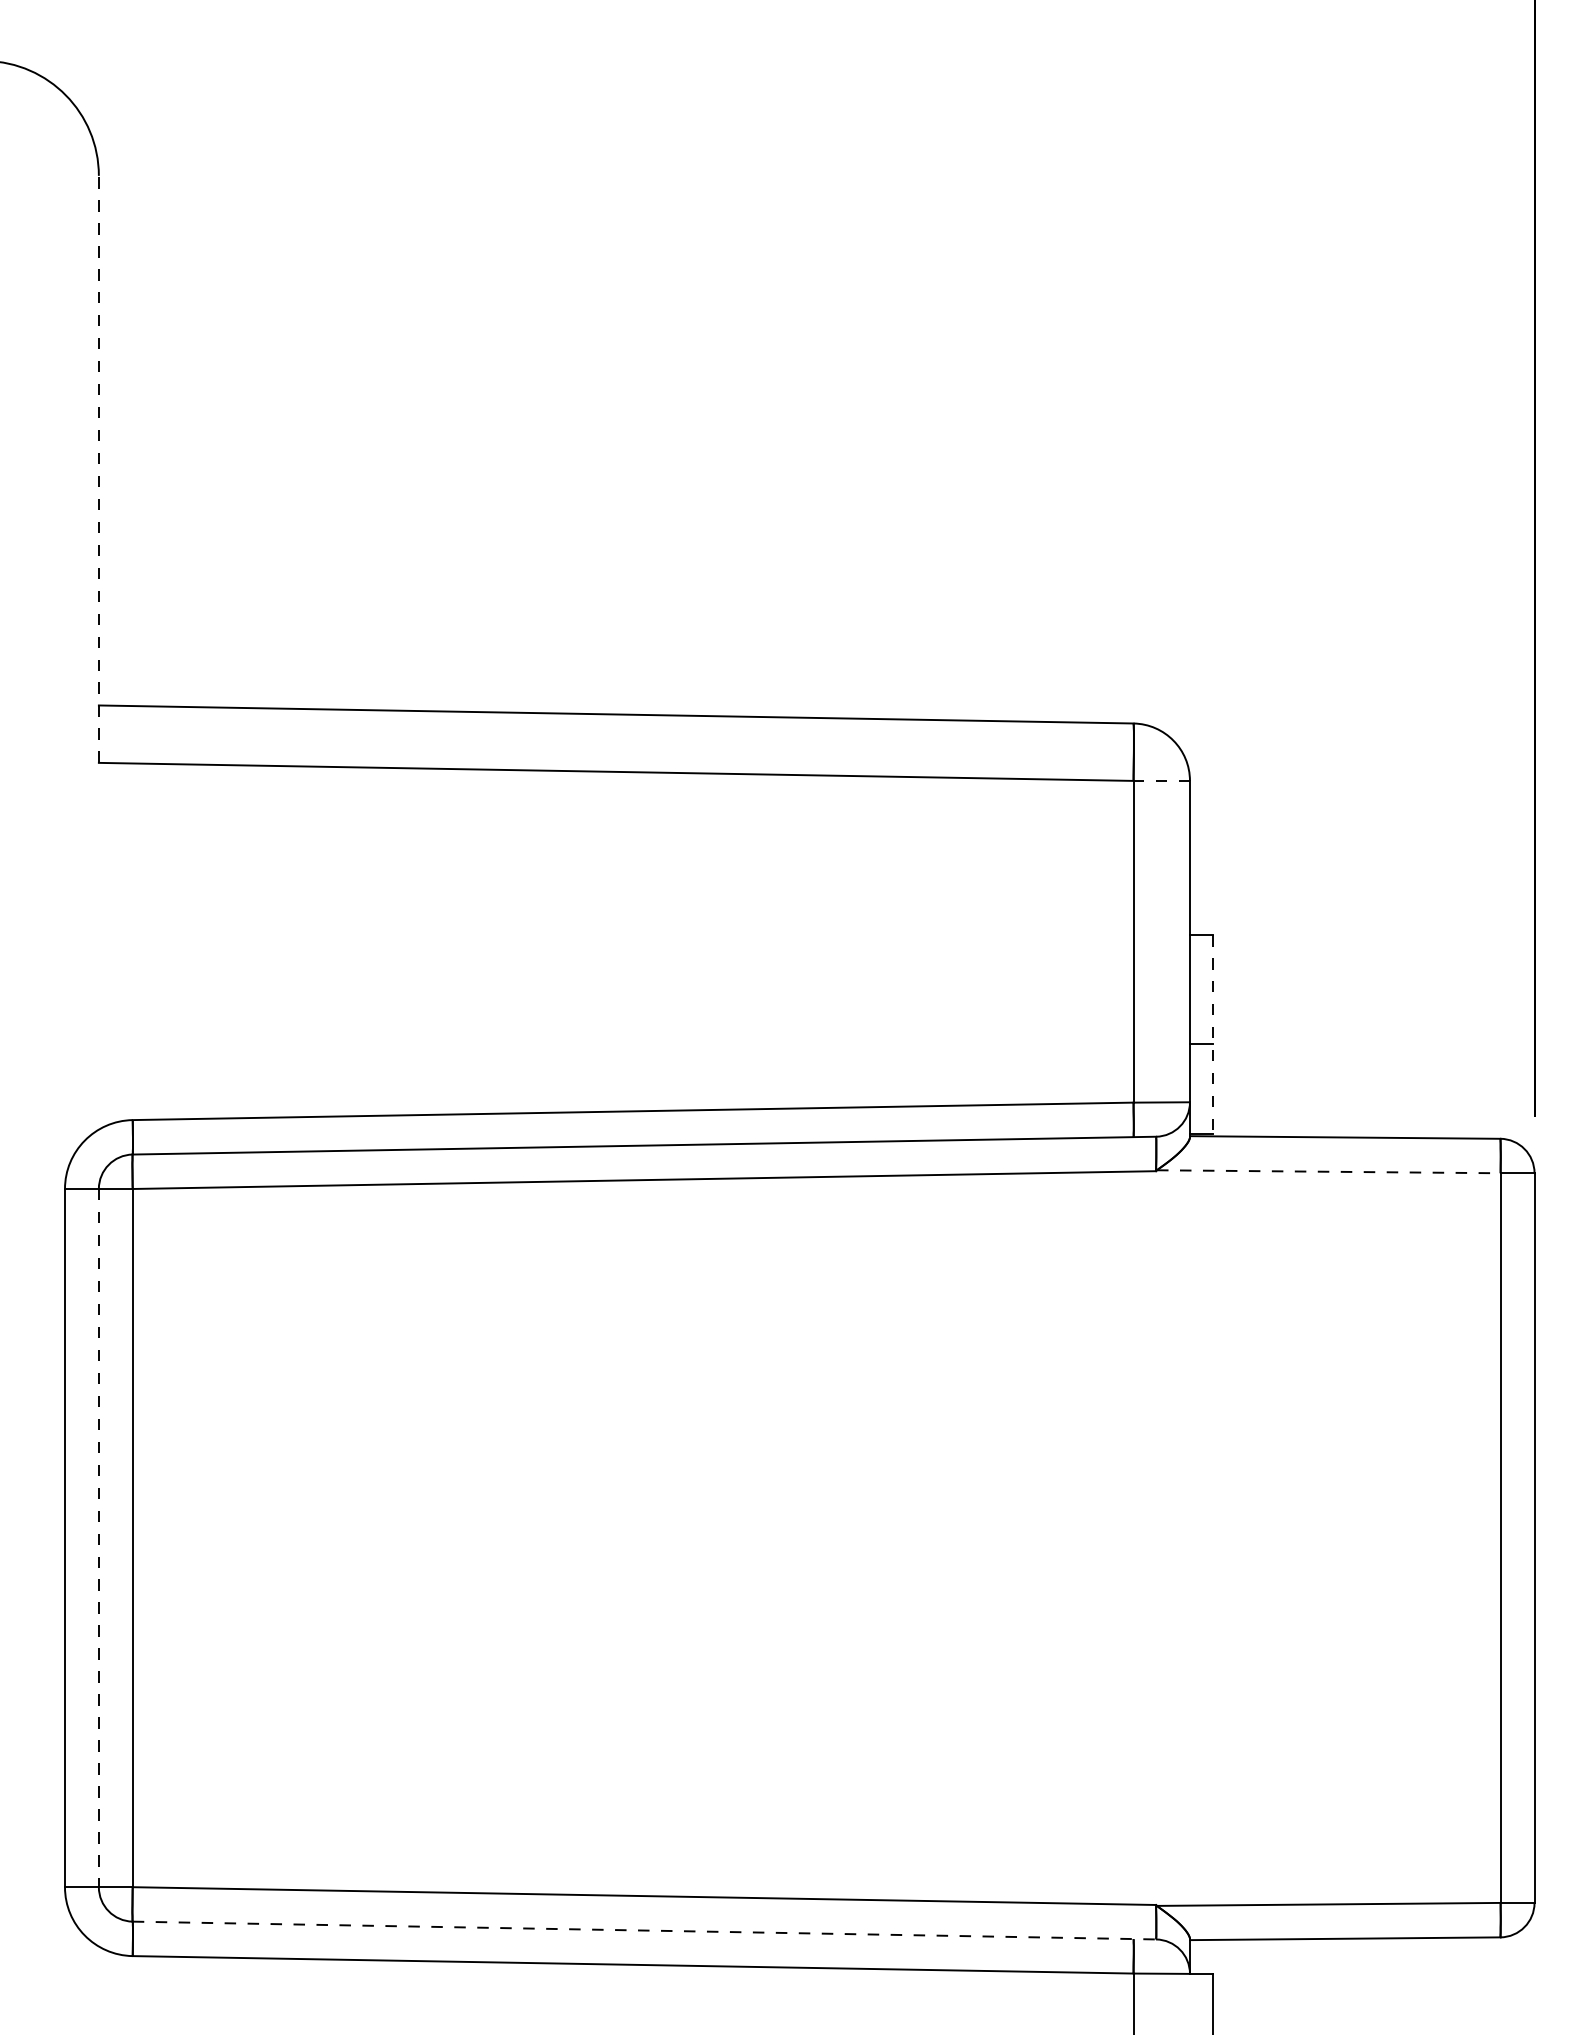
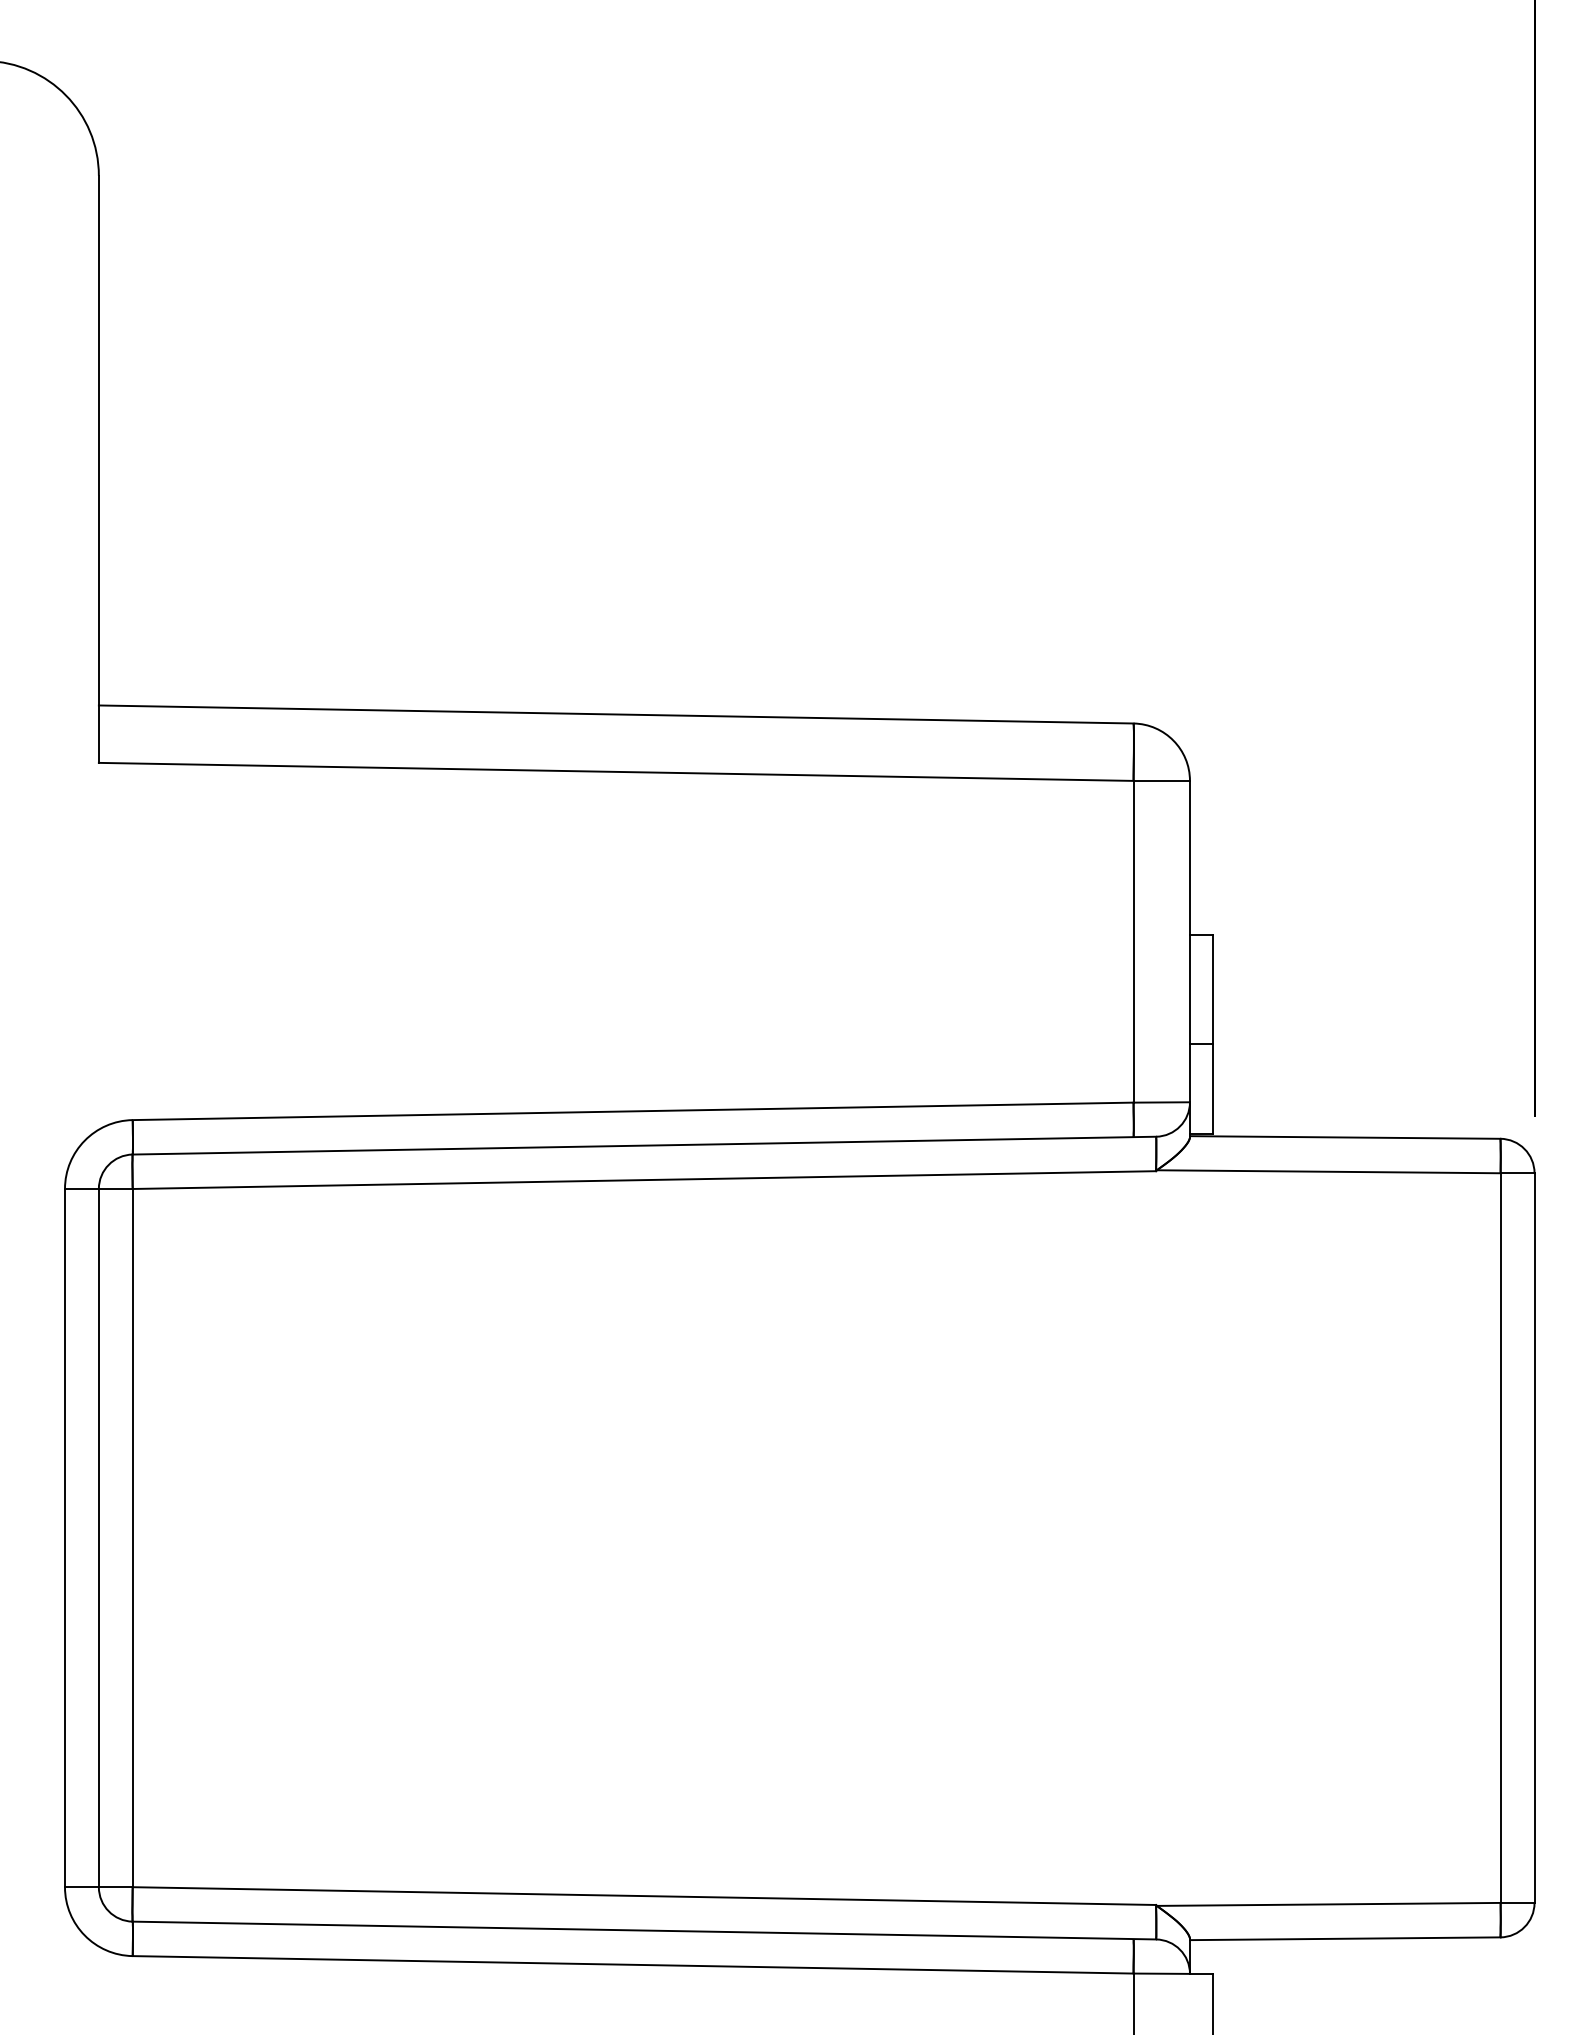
line: dashed -> solid (98, 469)
line: dashed -> solid (1161, 780)
line: dashed -> solid (1212, 1034)
line: dashed -> solid (1328, 1171)
line: dashed -> solid (98, 1538)
line: dashed -> solid (644, 1930)
